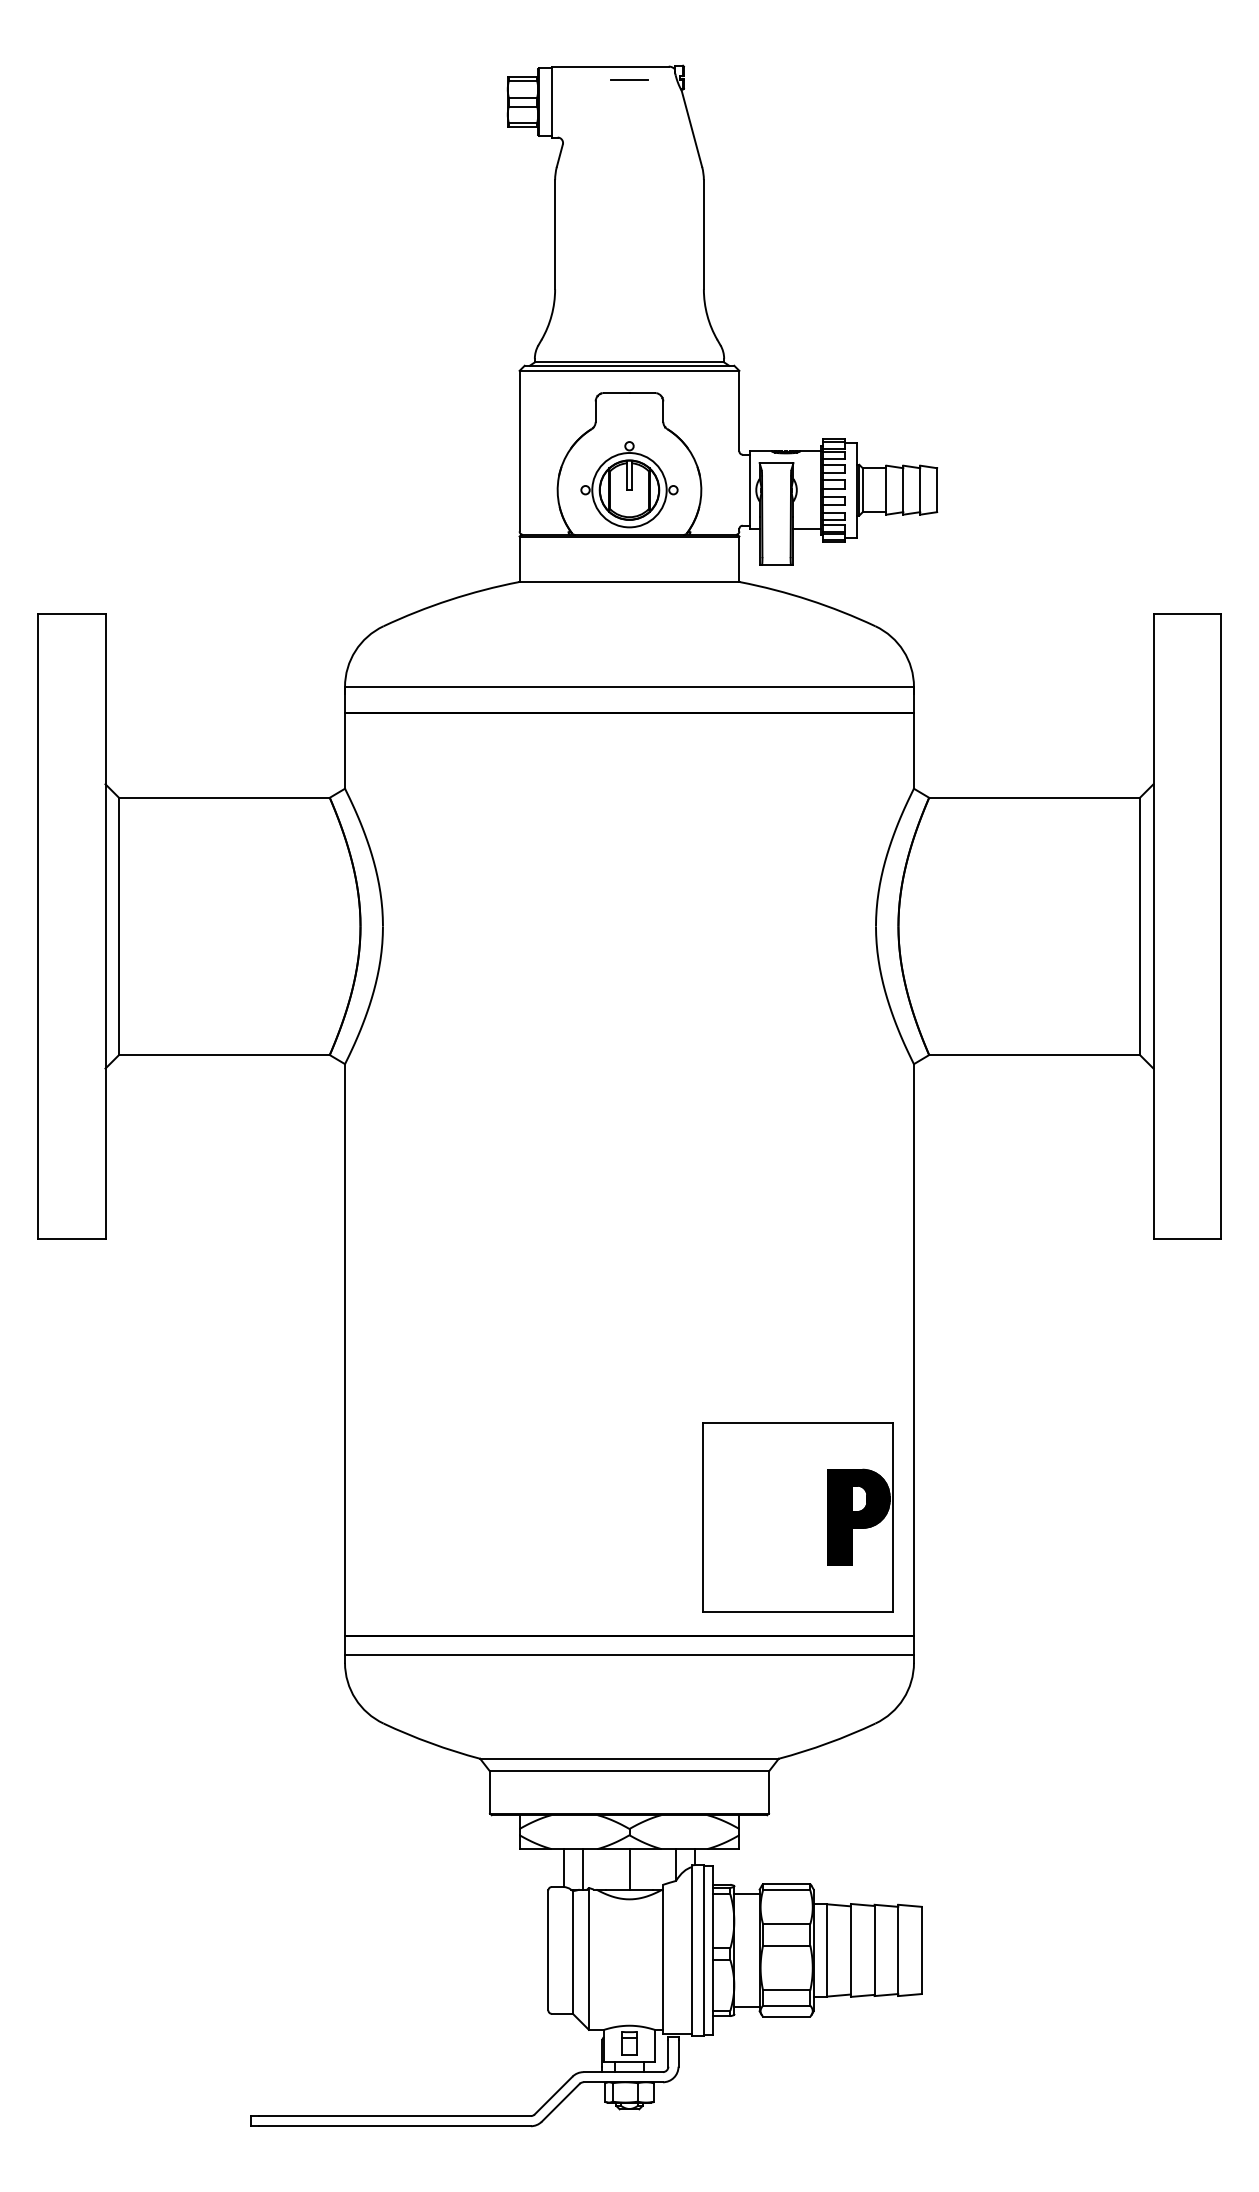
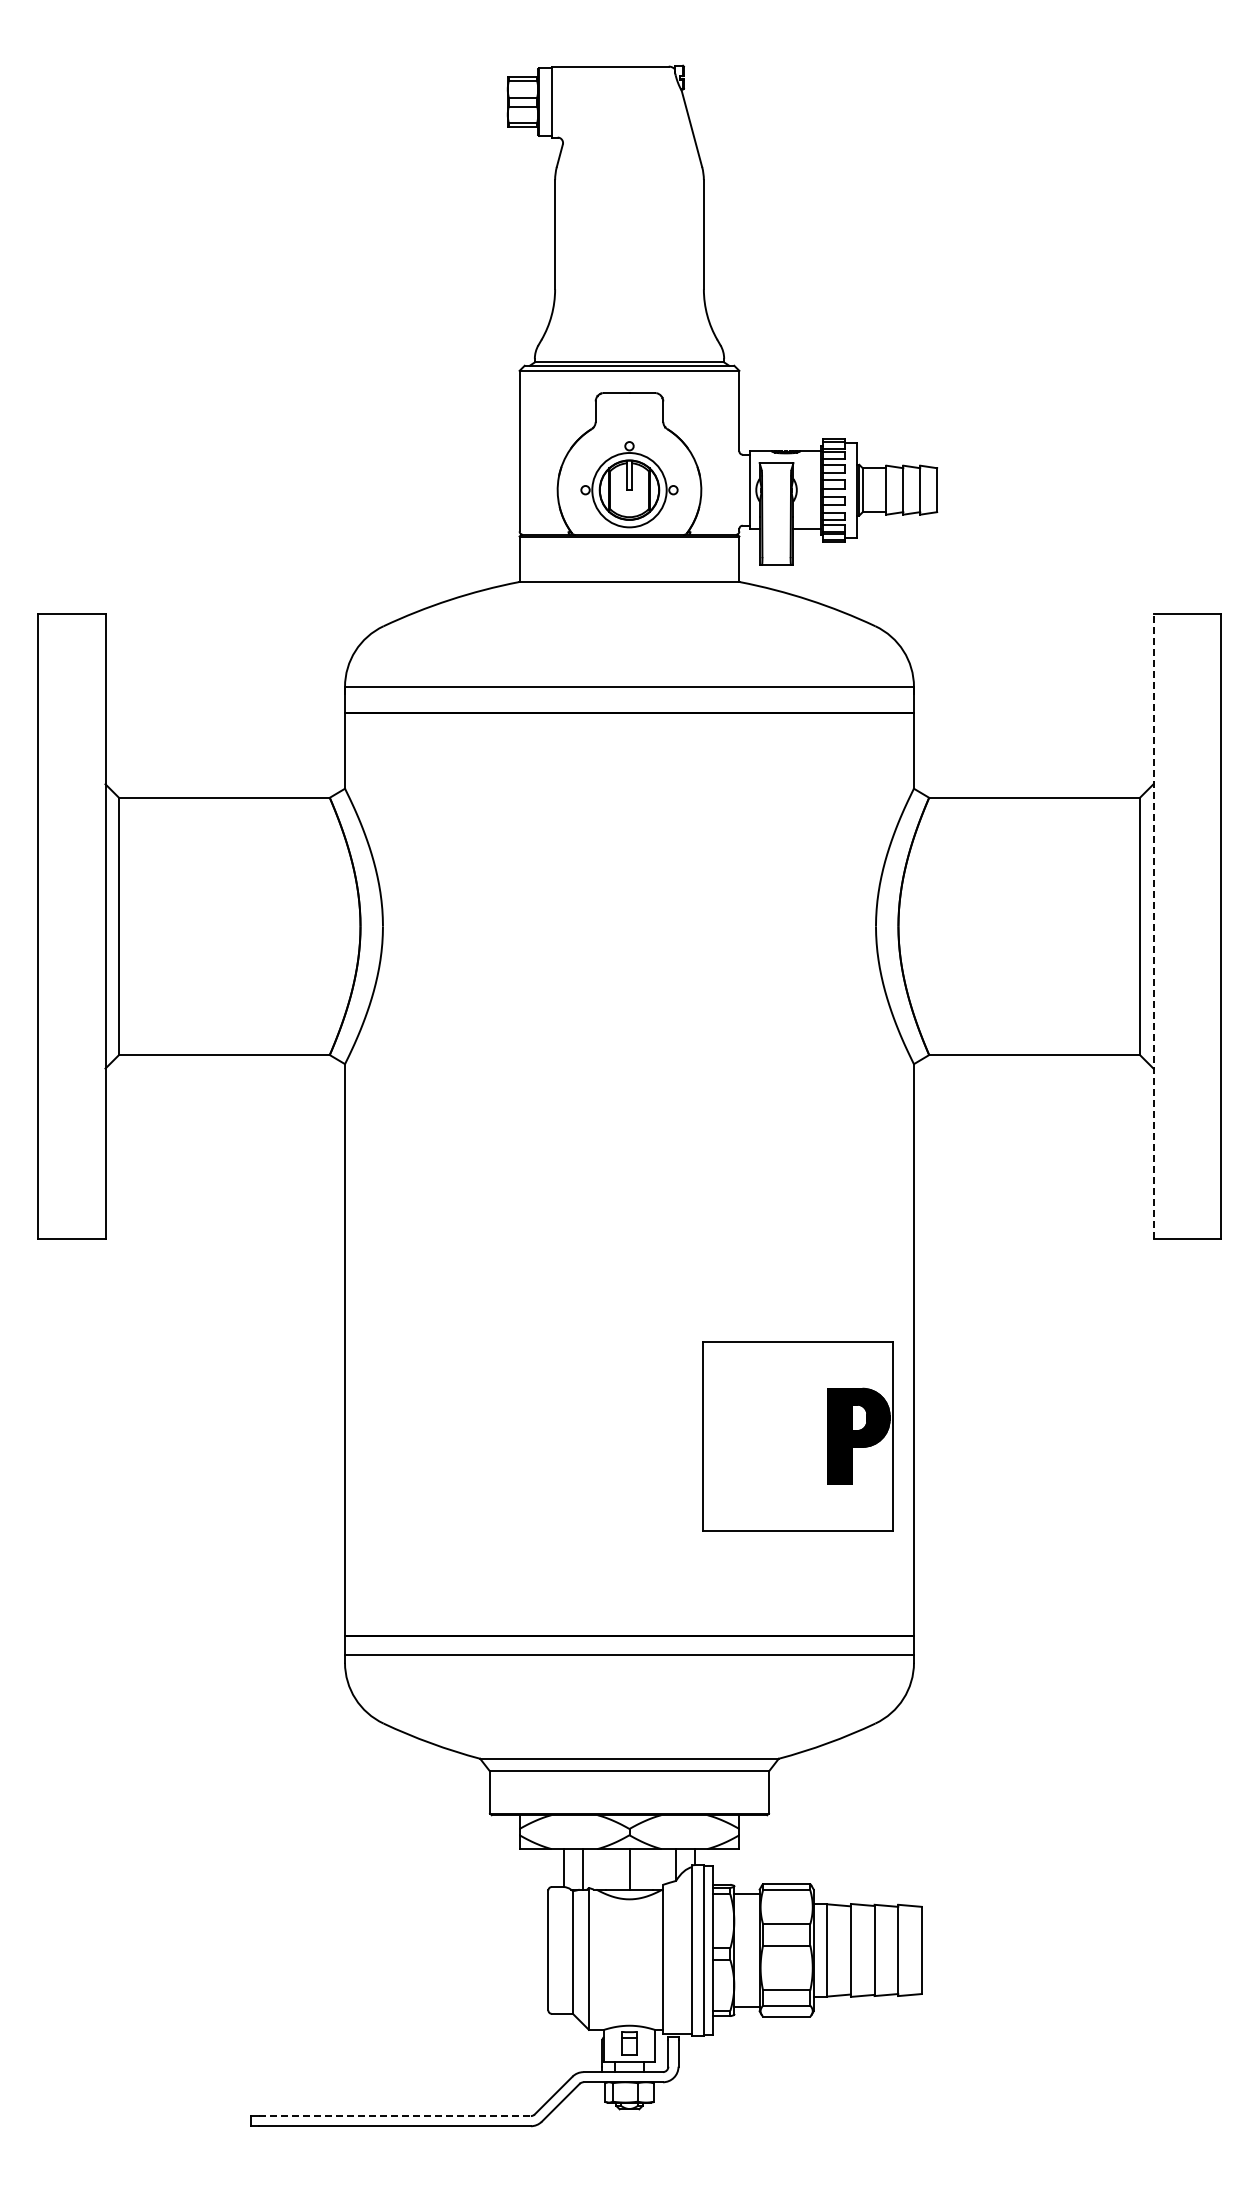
line: present -> none (629, 79)
line: solid -> dashed (1153, 926)
part position: (797, 1517) -> (797, 1436) (797, 1436)
line: solid -> dashed (395, 2116)
